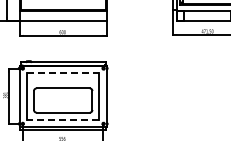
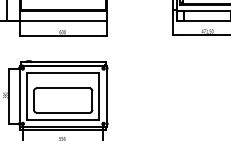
line: dashed -> solid (63, 72)
line: dashed -> solid (62, 119)
